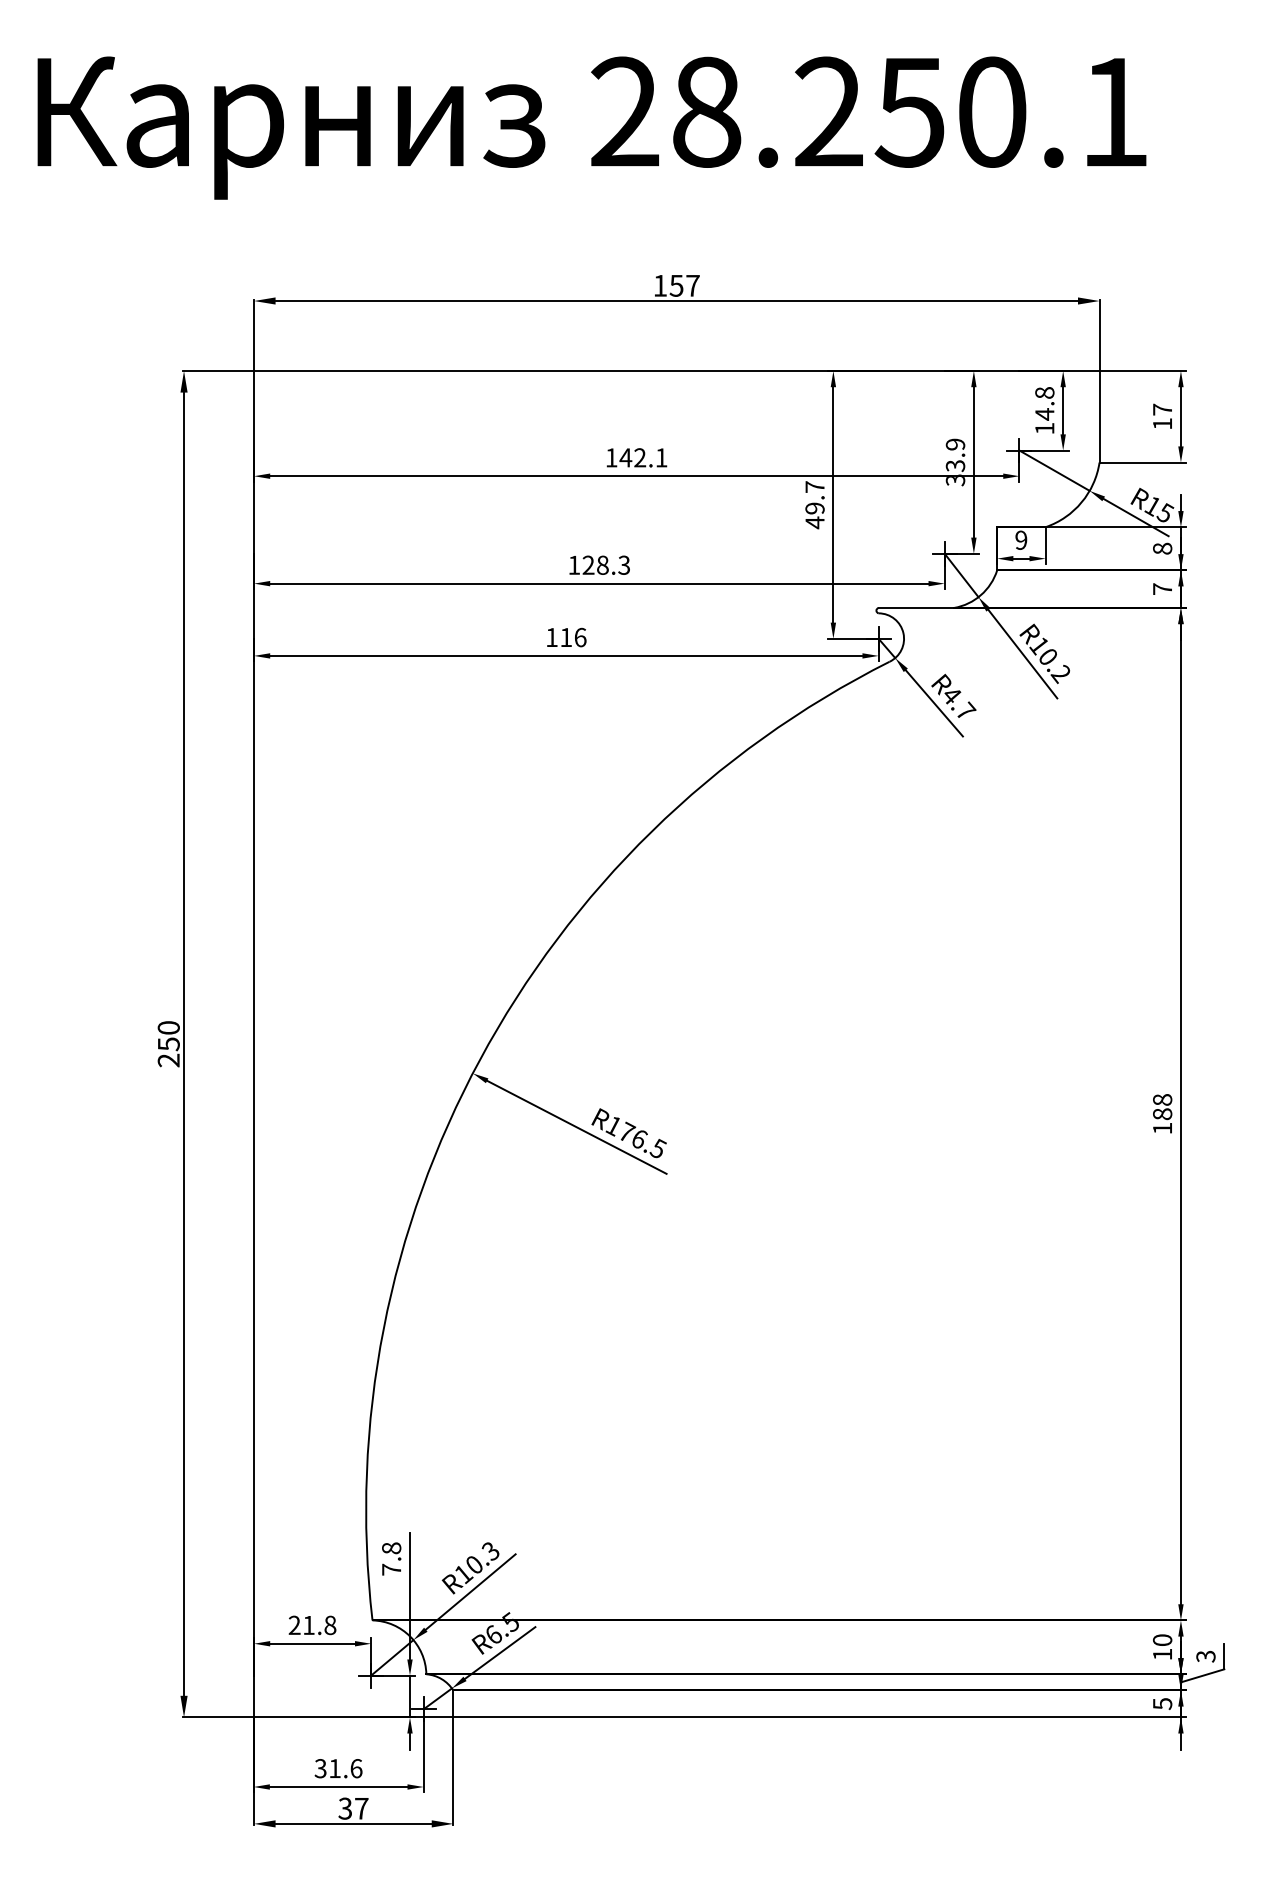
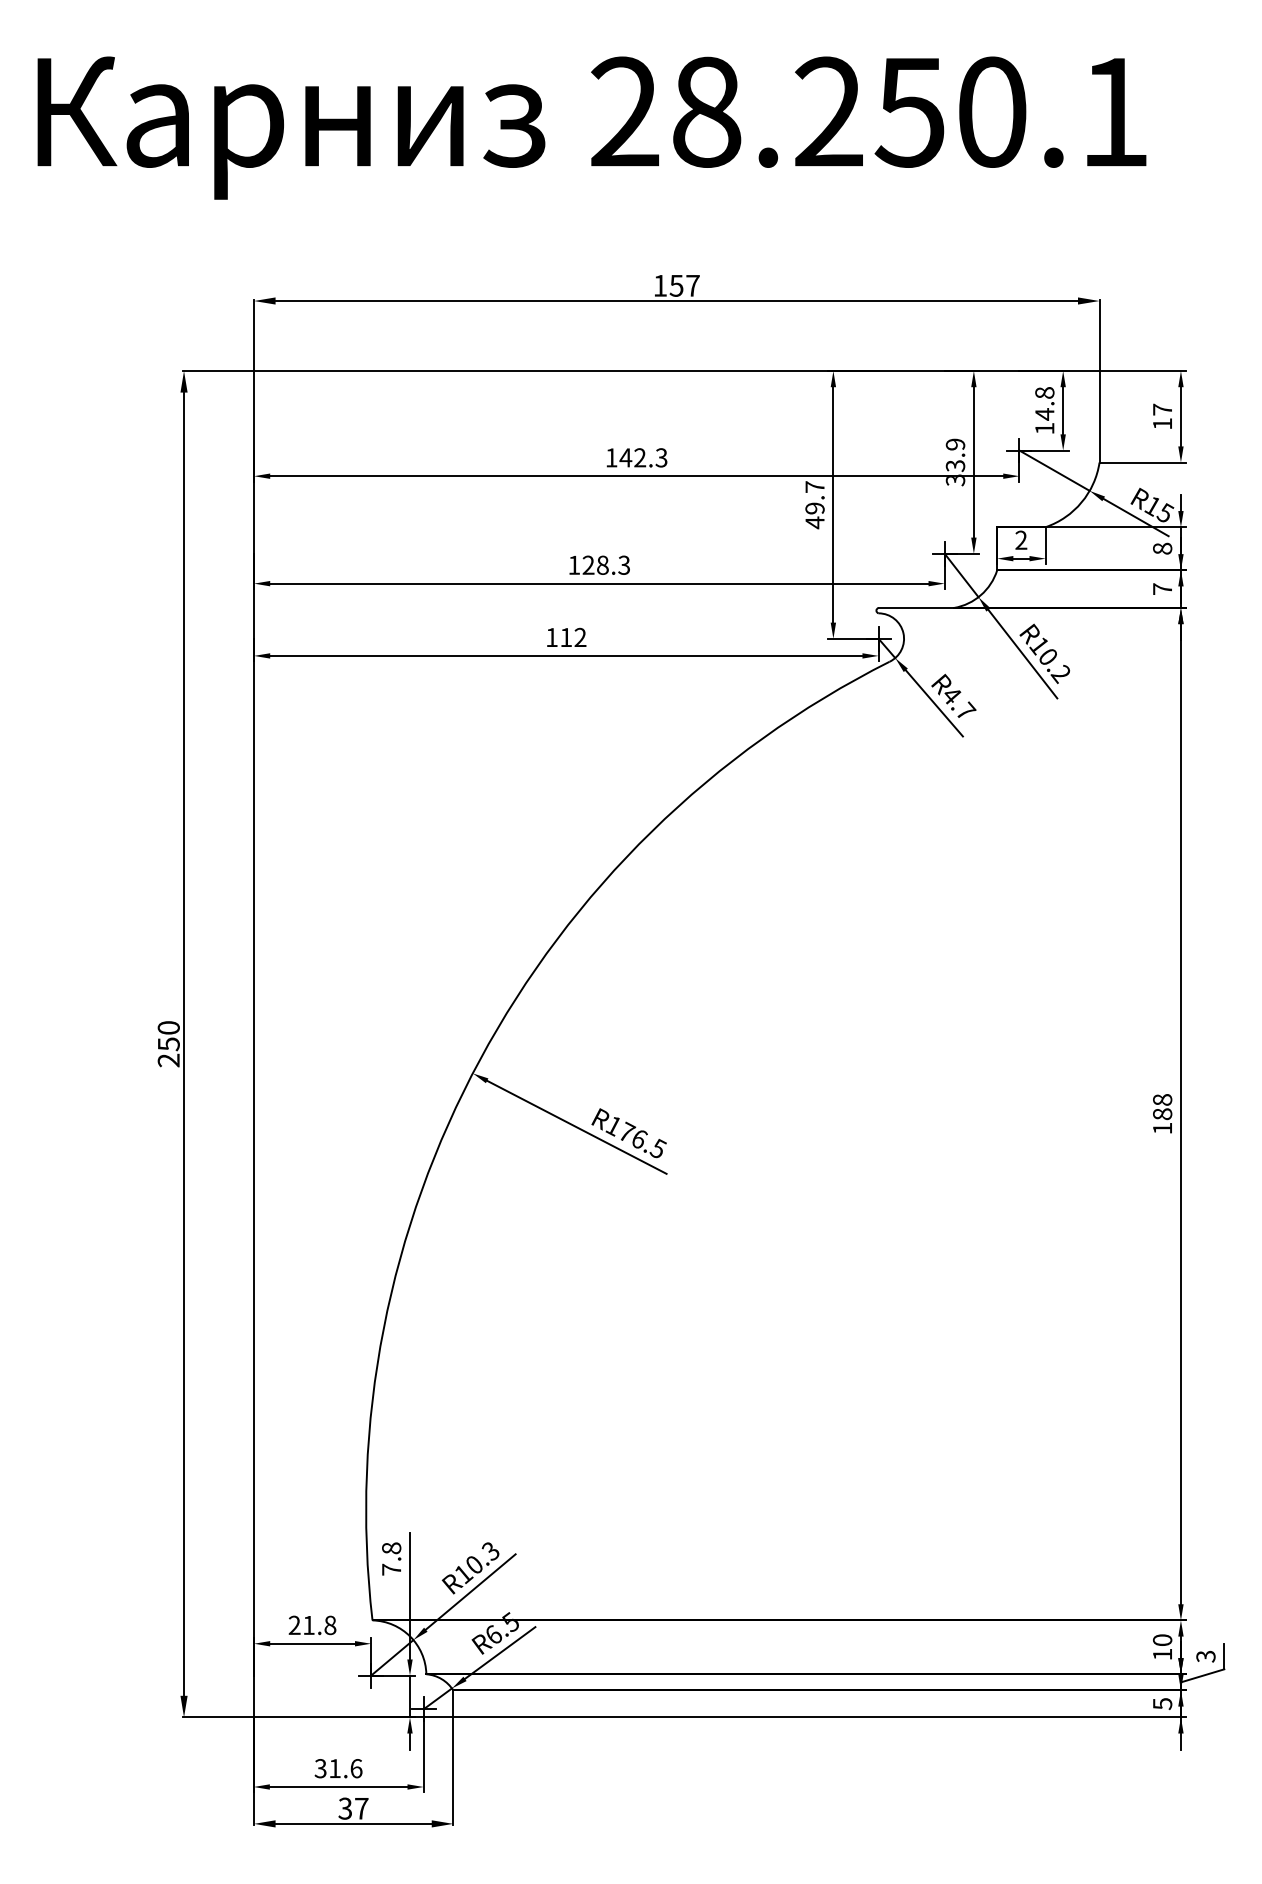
text: 142.1 -> 142.3 (661, 457)
text: 9 -> 2 (1021, 540)
text: 116 -> 112 (580, 637)
